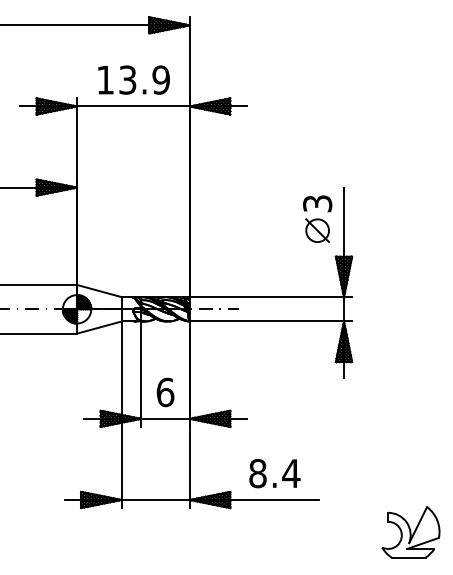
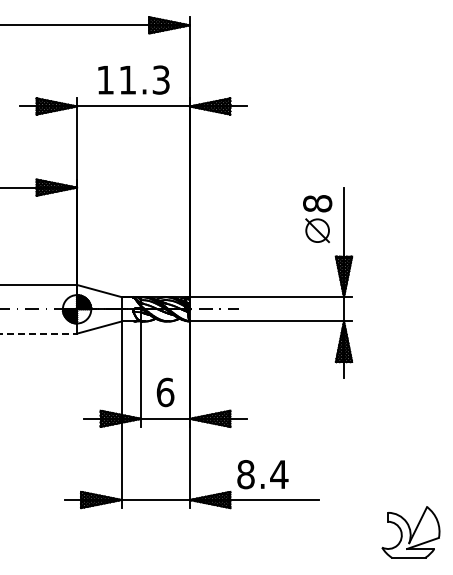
text: 13.9 -> 11.3 (144, 79)
text: 3 -> 8 (317, 203)
line: solid -> dashed (39, 333)
text position: (274, 473) -> (262, 474) (262, 474)
